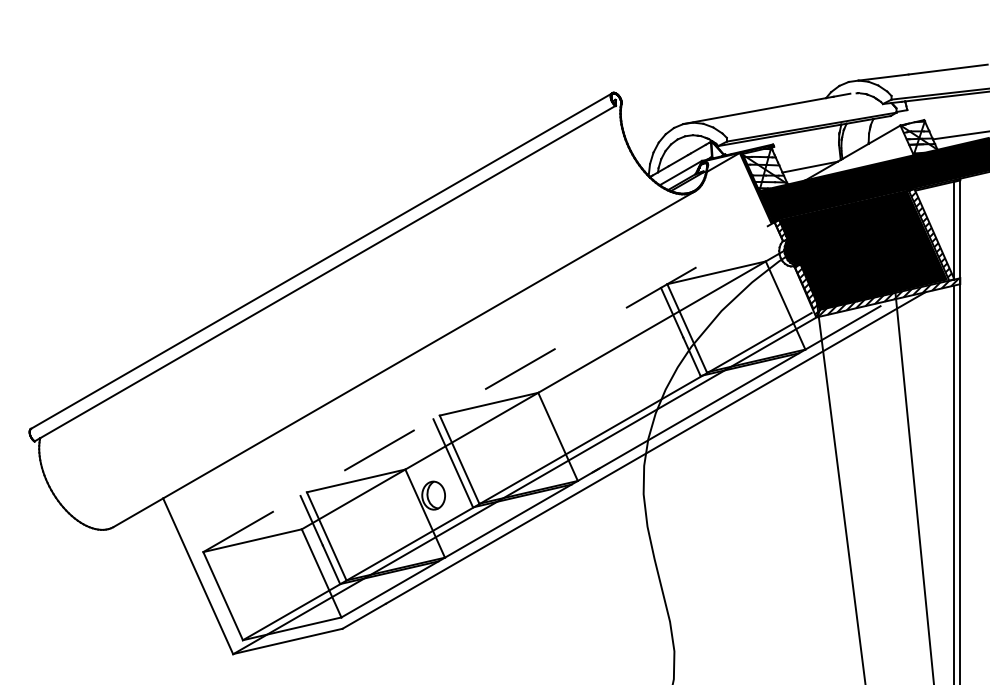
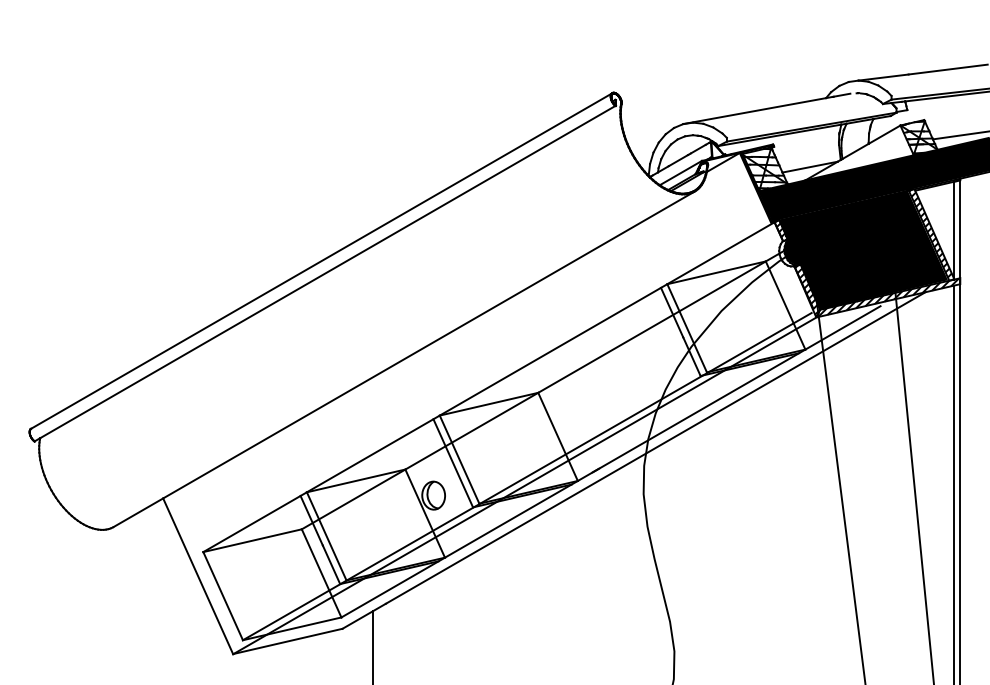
line: dashed -> solid (491, 385)
line: none -> present (373, 645)
